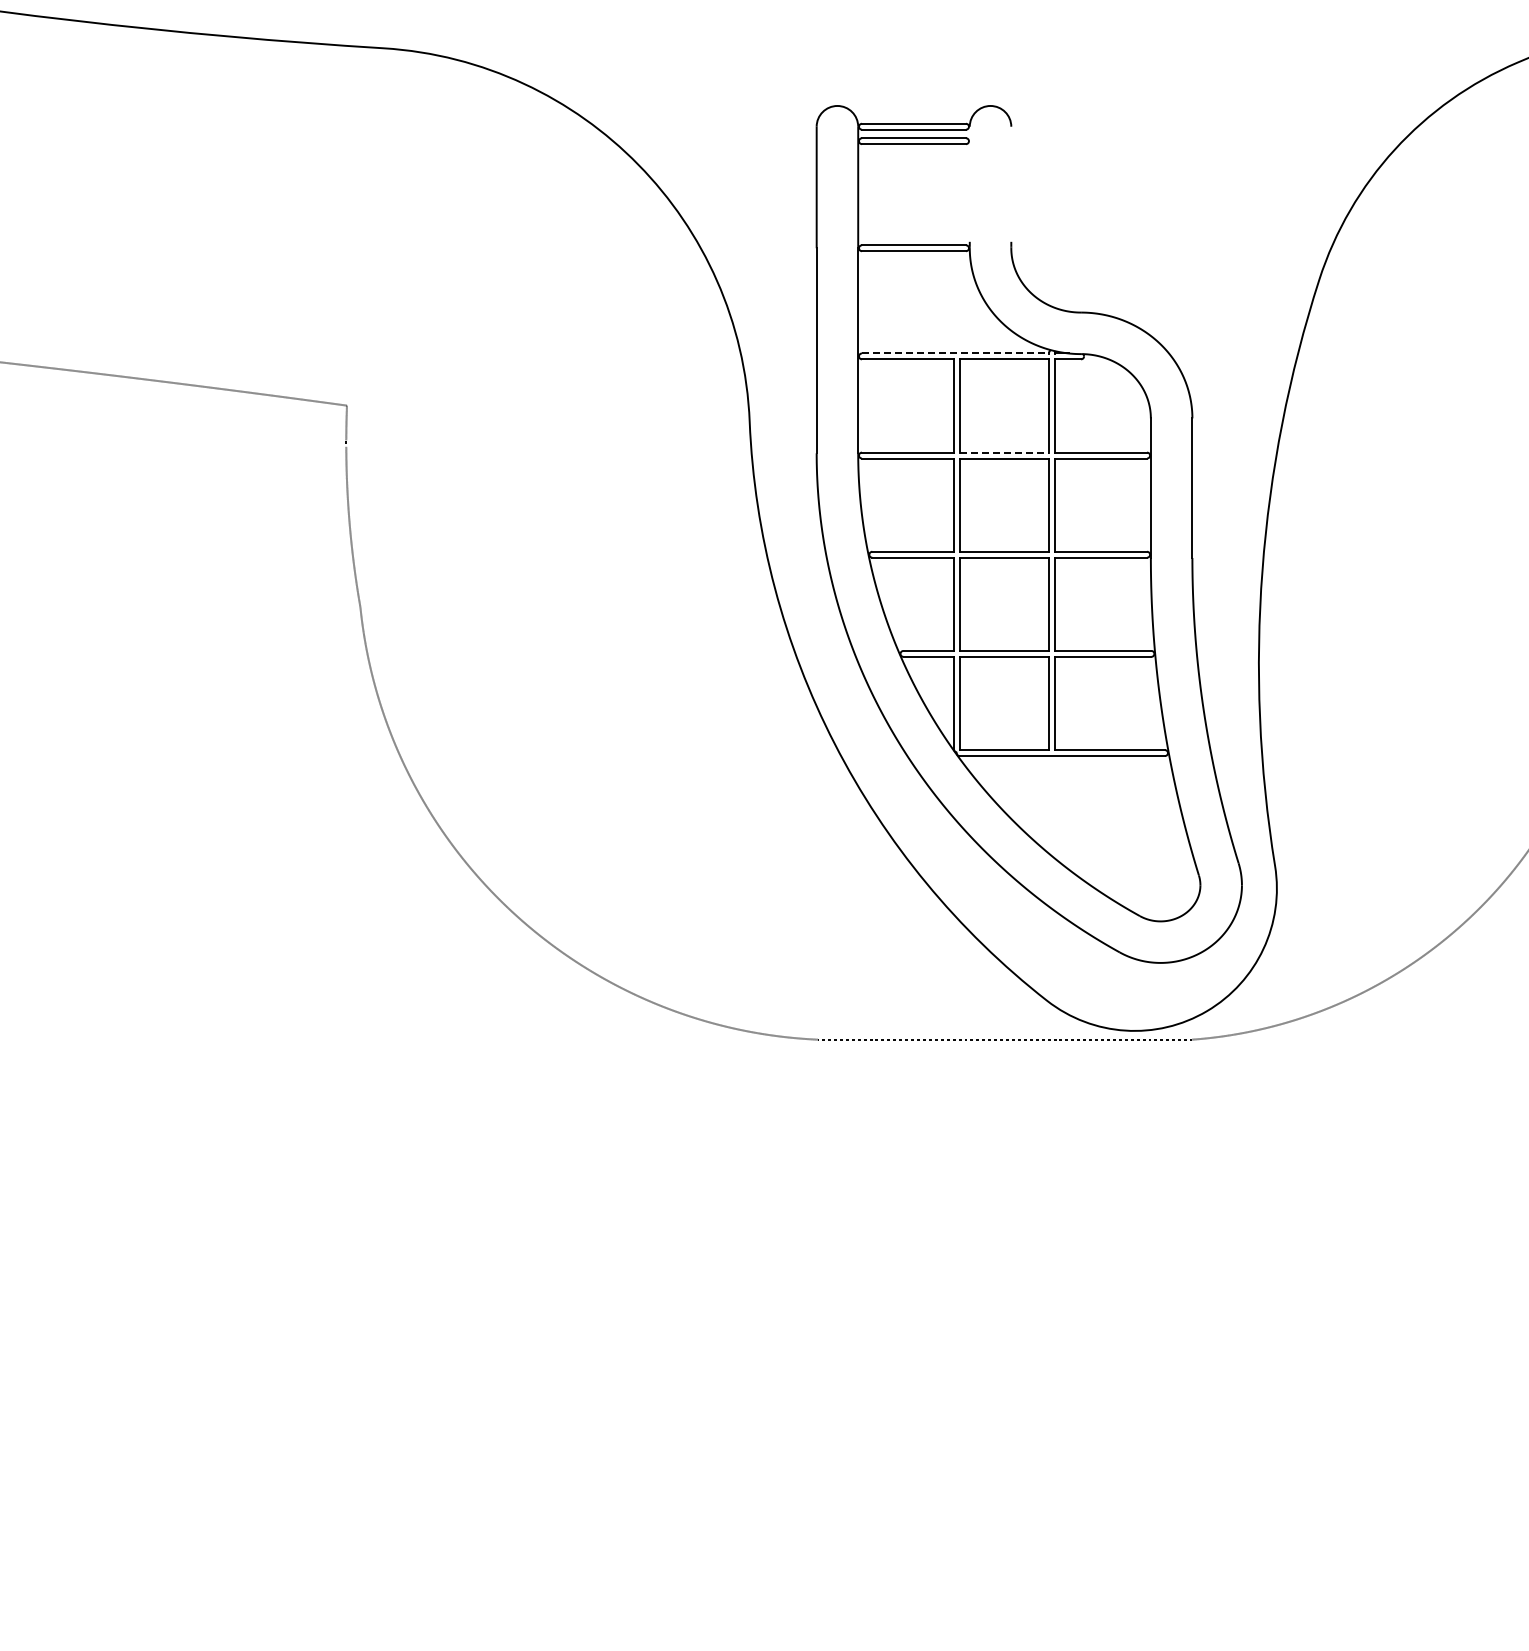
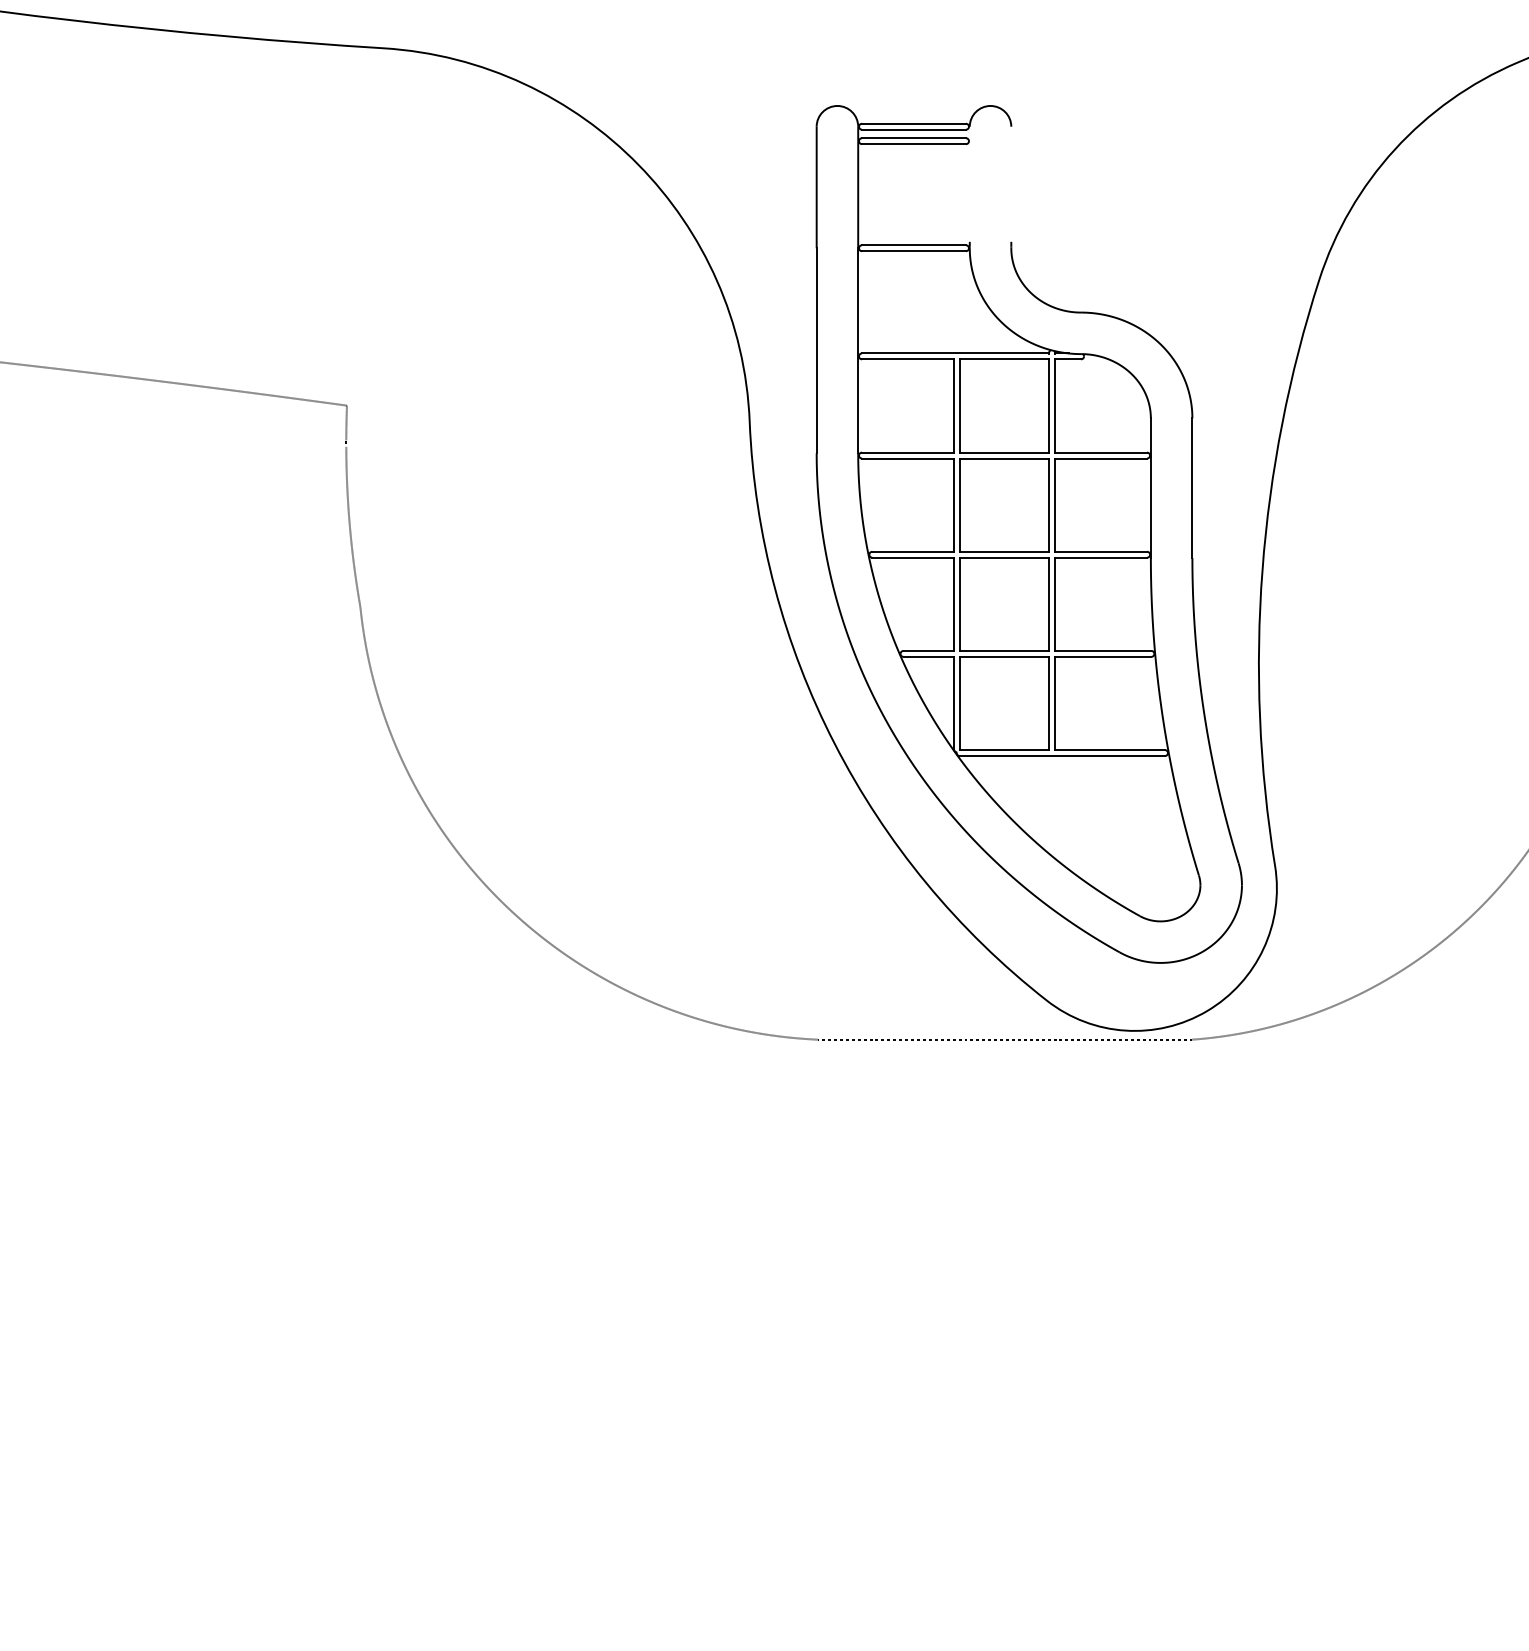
line: dashed -> solid (955, 353)
line: dashed -> solid (1004, 452)
